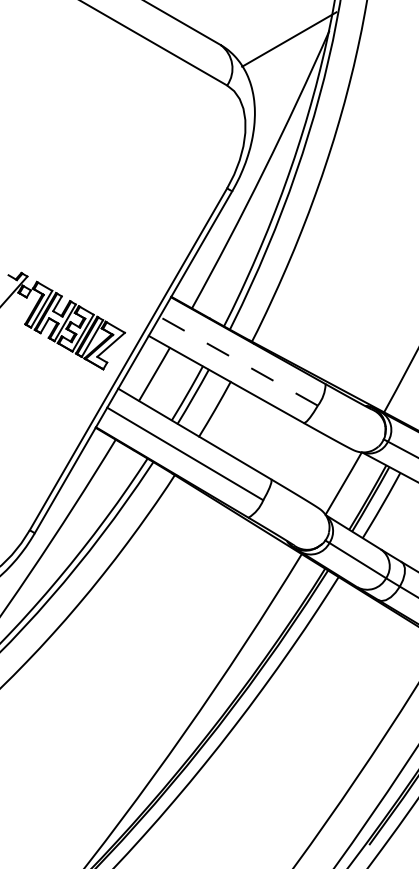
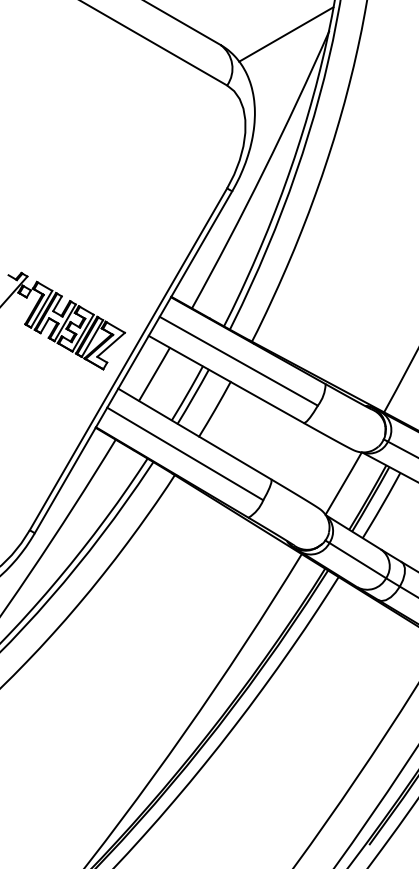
line position: (289, 39) -> (286, 34) (286, 34)
line: dashed -> solid (238, 361)
